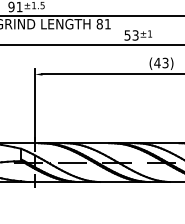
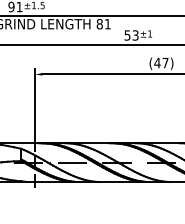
text: (43) -> (47) (165, 62)
